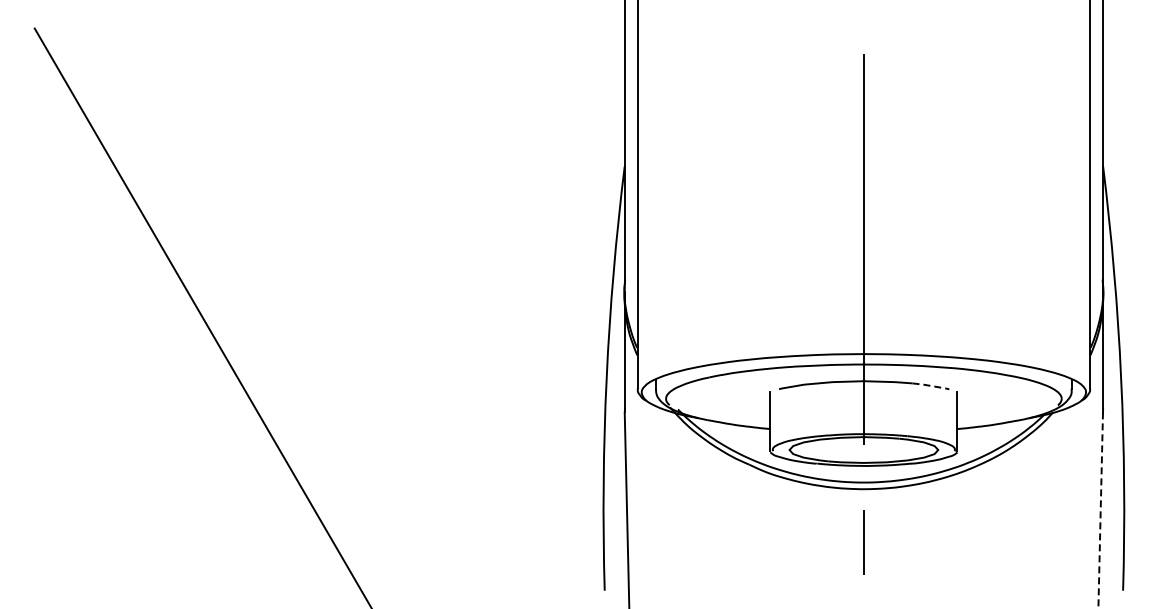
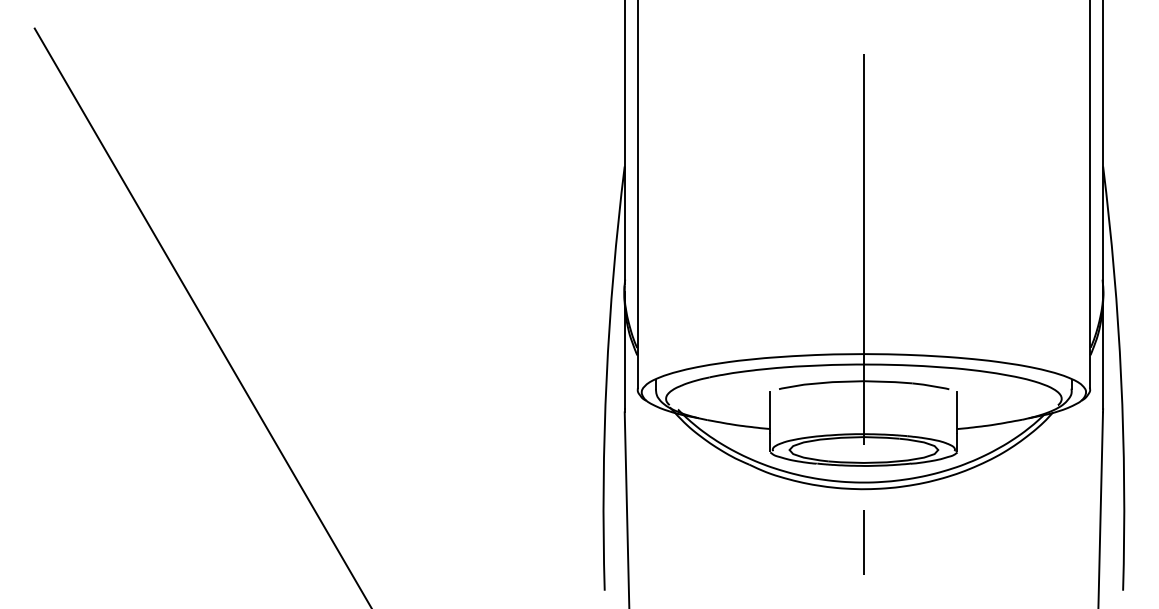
line: dashed -> solid (931, 385)
line: dashed -> solid (1100, 510)
